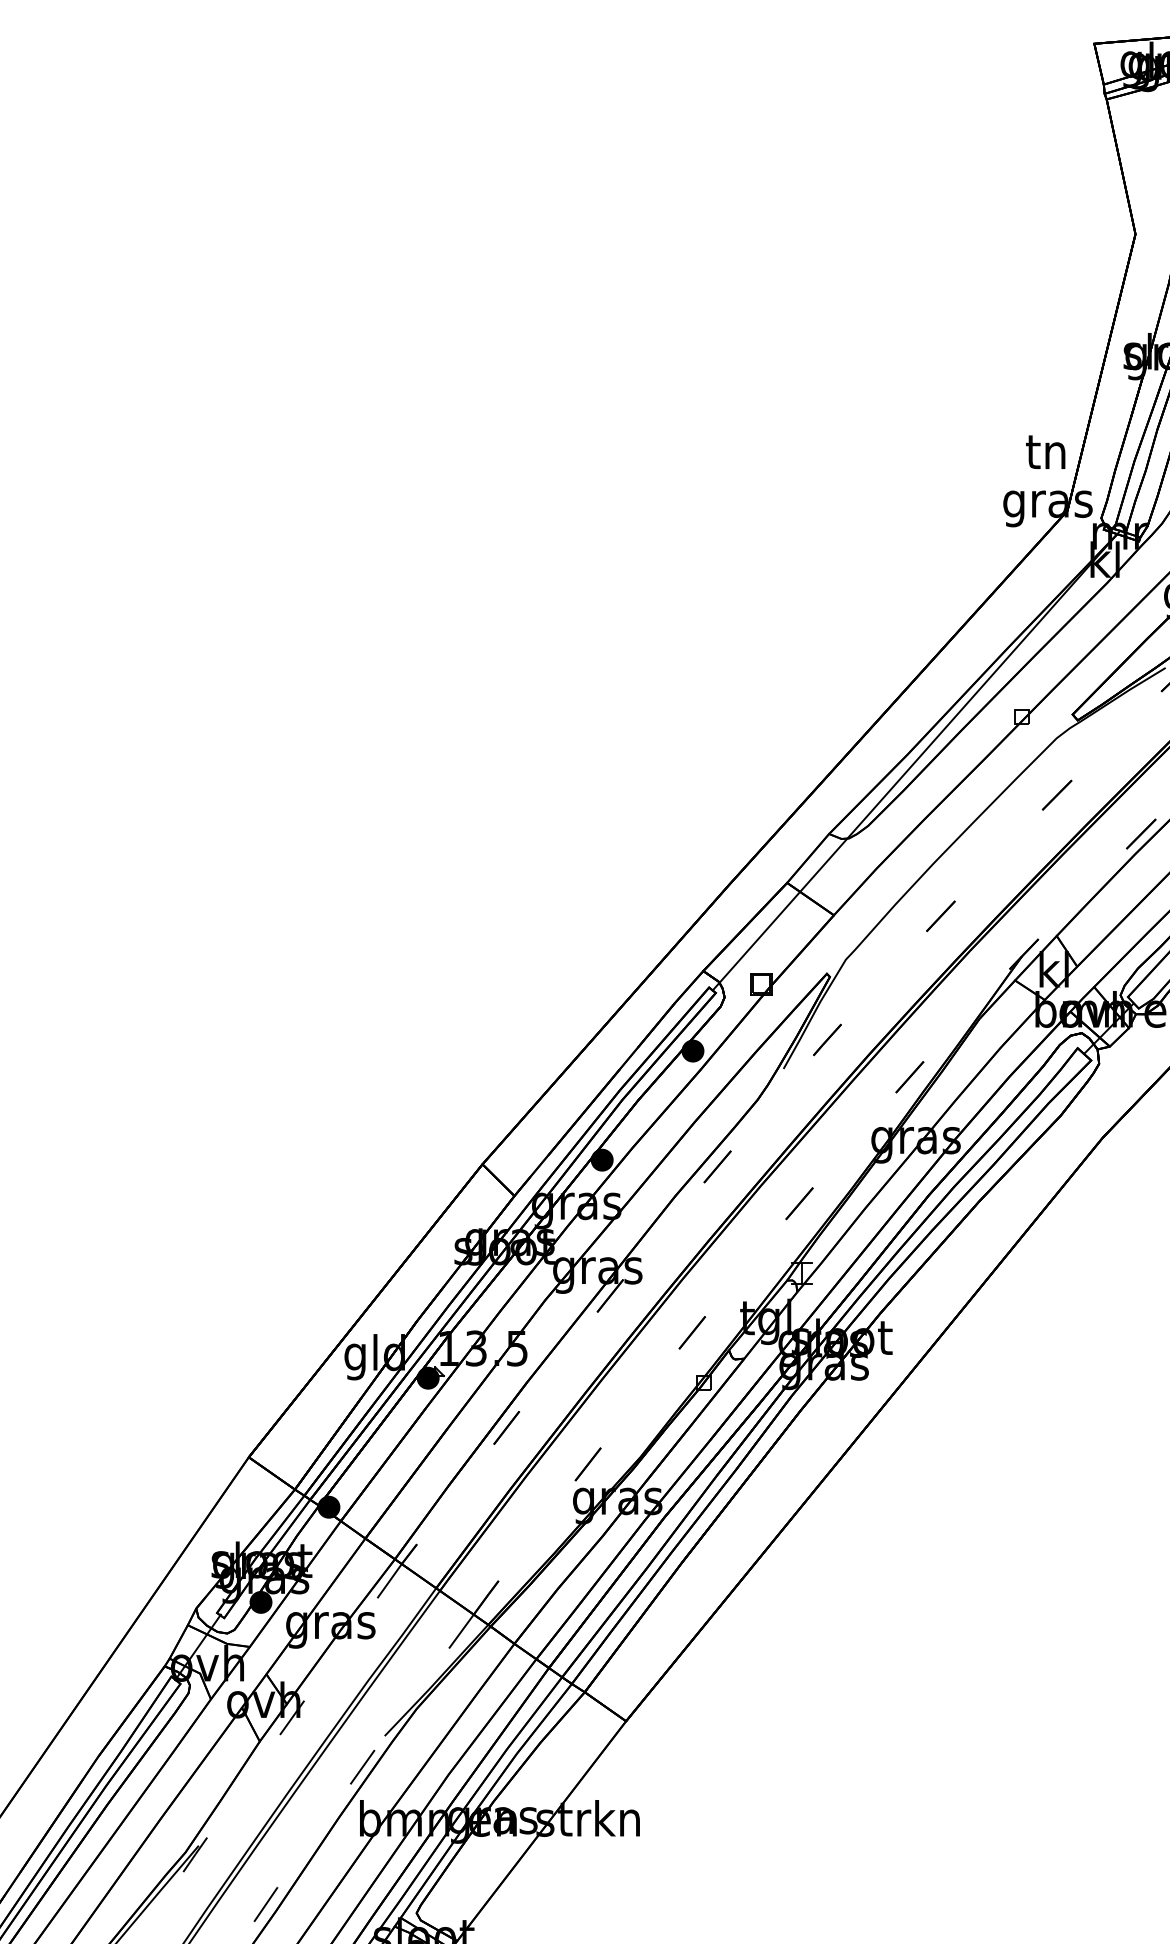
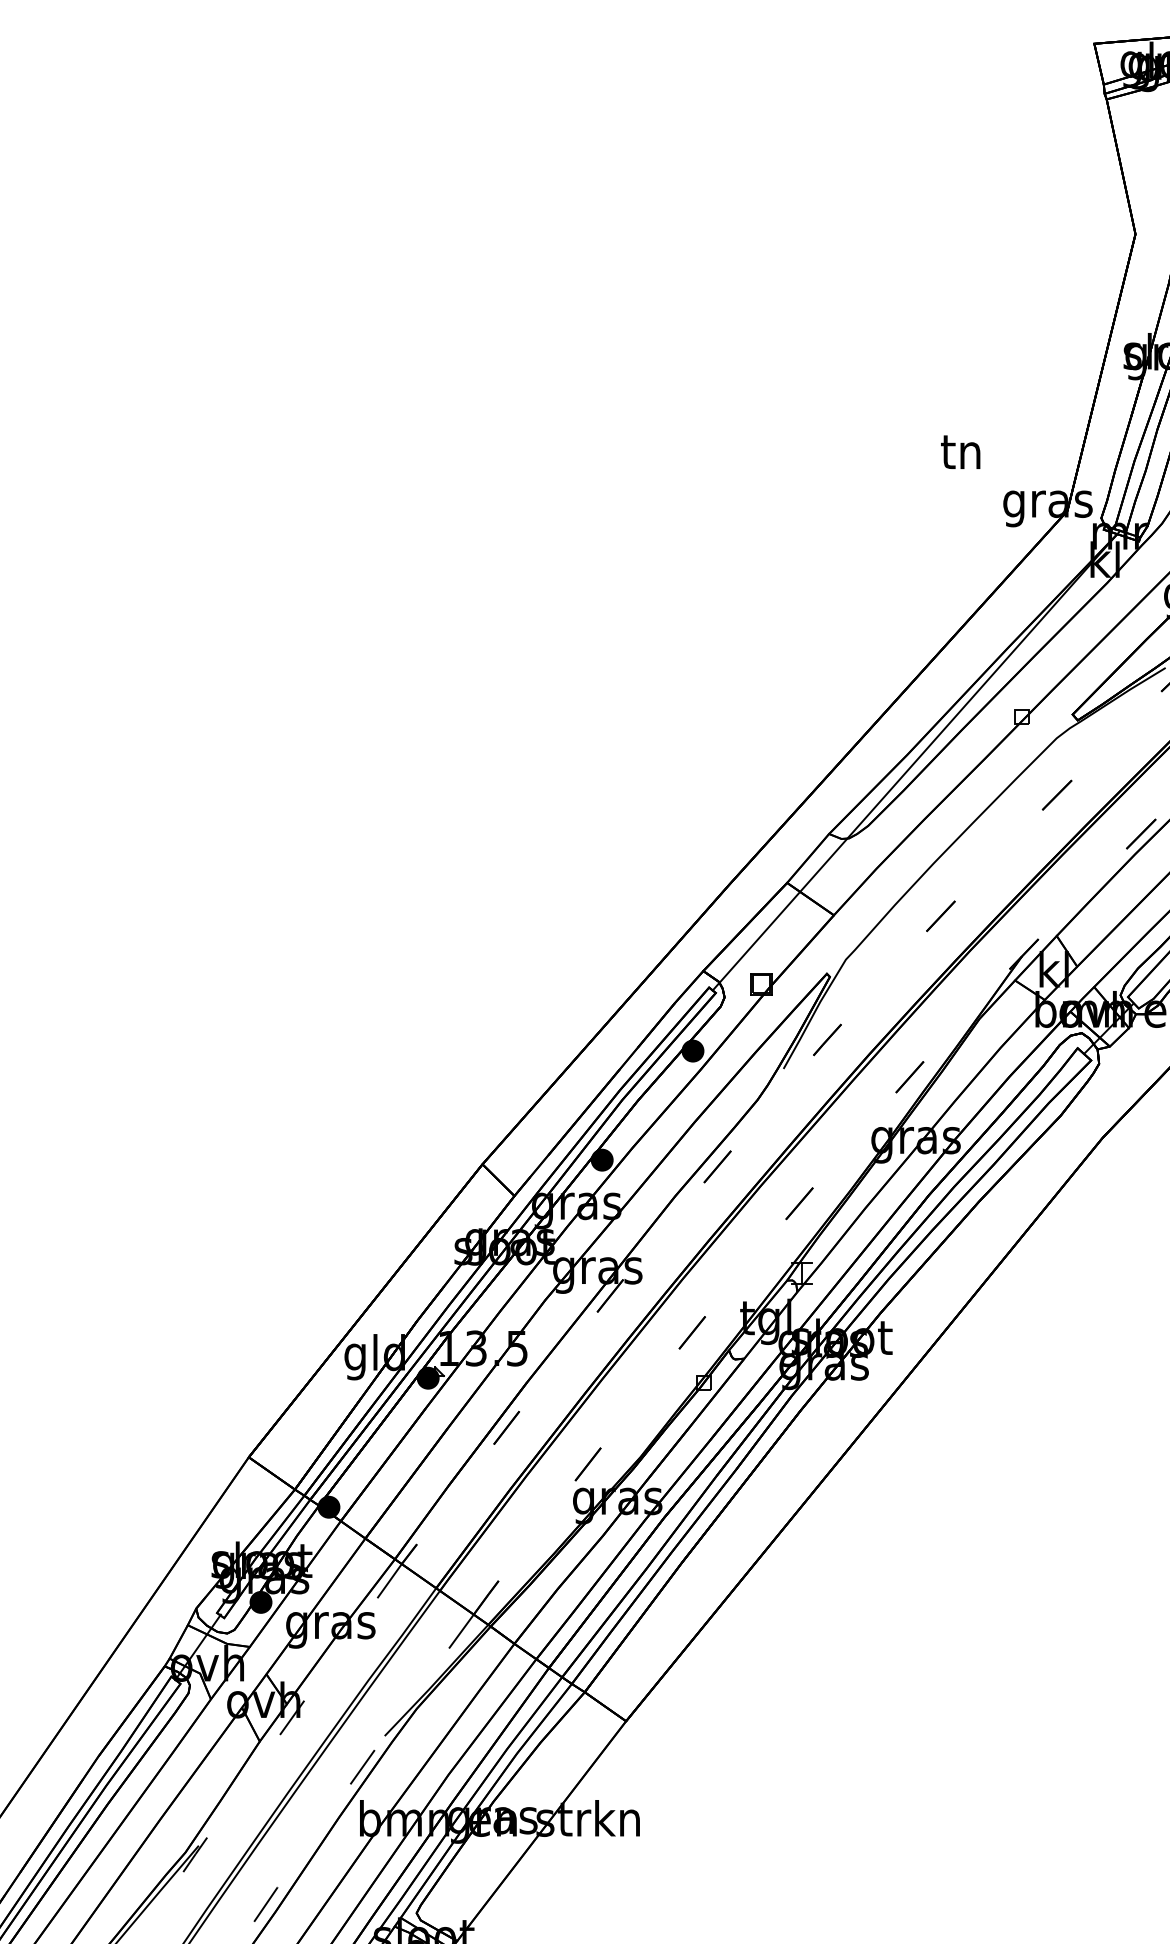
text position: (1045, 451) -> (960, 451) (960, 451)
